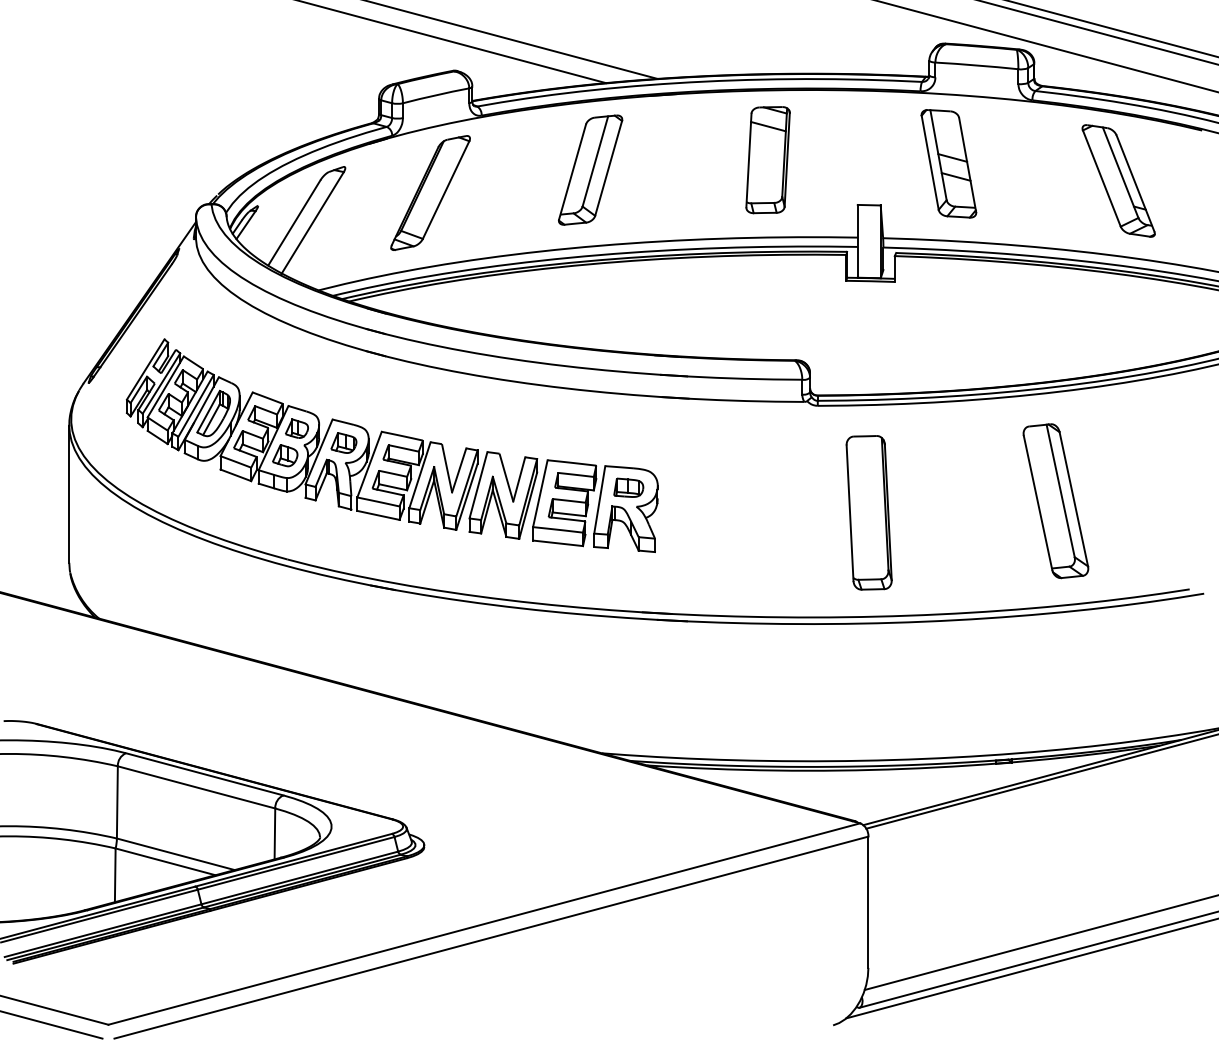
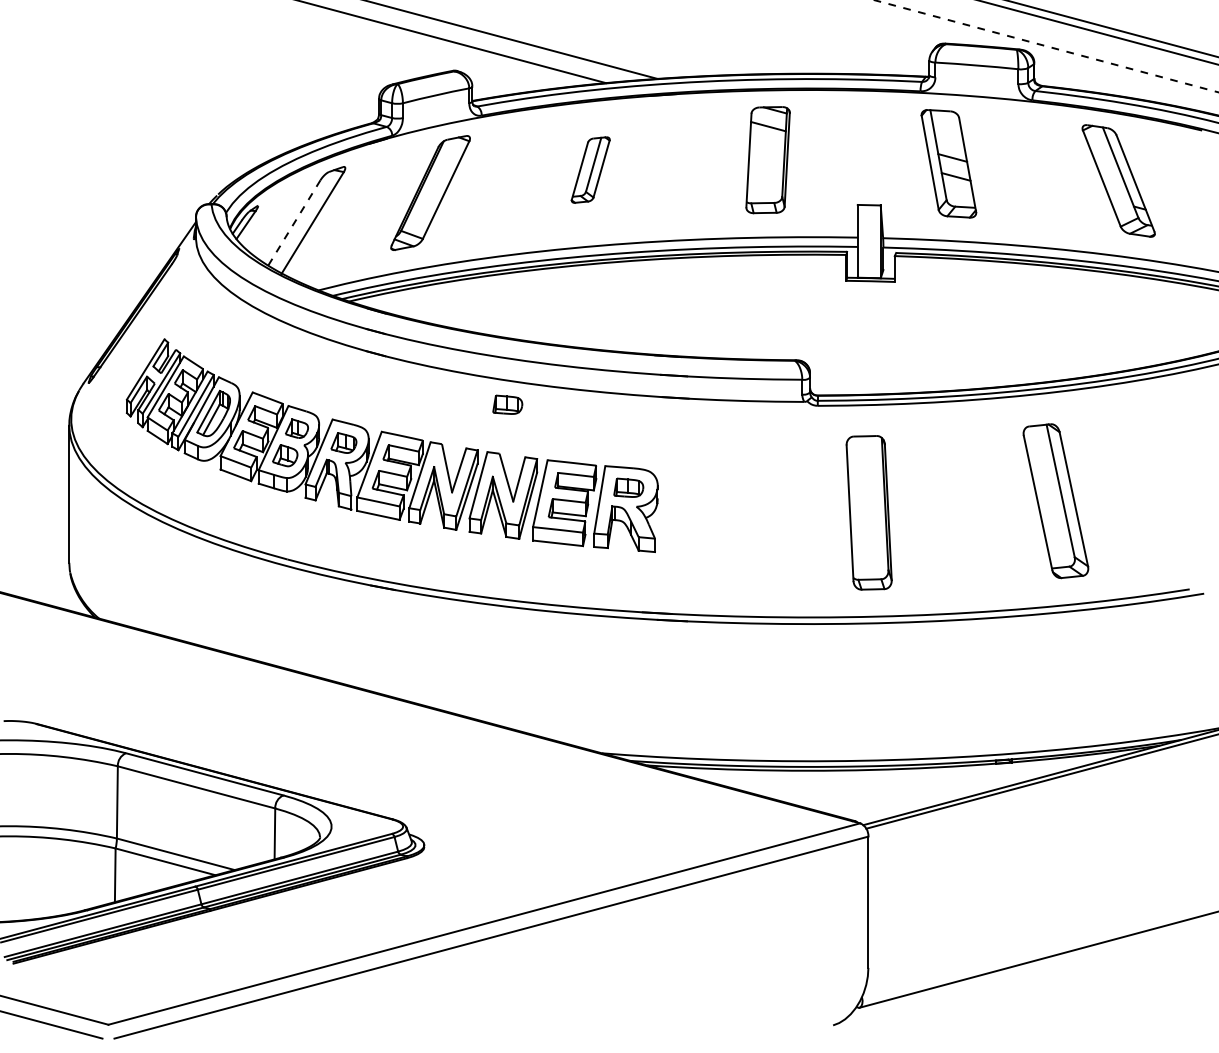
line: solid -> dashed (1046, 46)
part size: 66x112 px -> 41x68 px (590, 169)
line: solid -> dashed (294, 223)
part: none -> present (507, 404)
line: present -> none (1039, 942)
line: present -> none (1030, 968)
